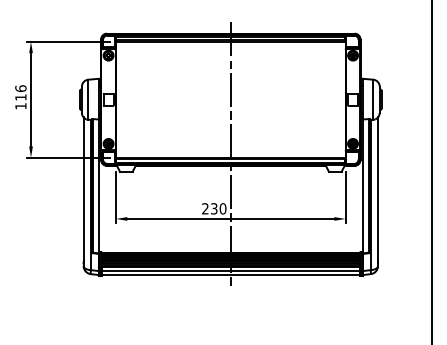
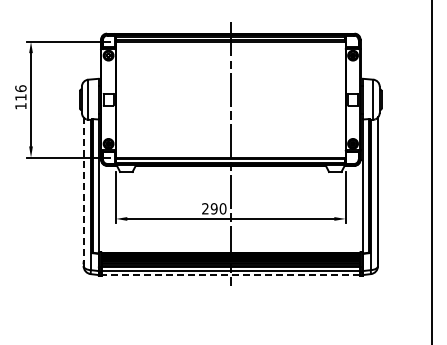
line: solid -> dashed (83, 189)
text: 230 -> 290 (213, 208)
line: solid -> dashed (230, 275)
